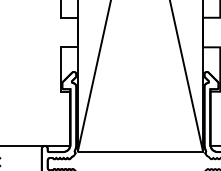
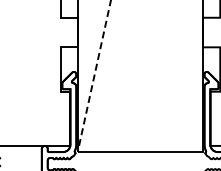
line: solid -> dashed (94, 76)
line: present -> none (186, 76)
